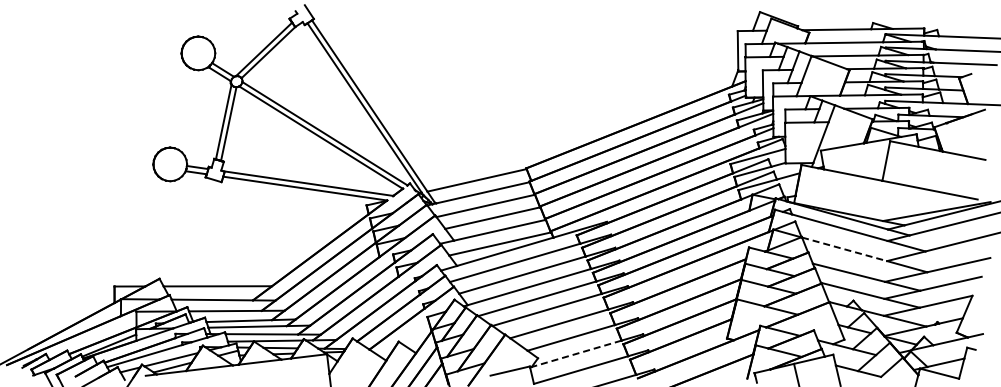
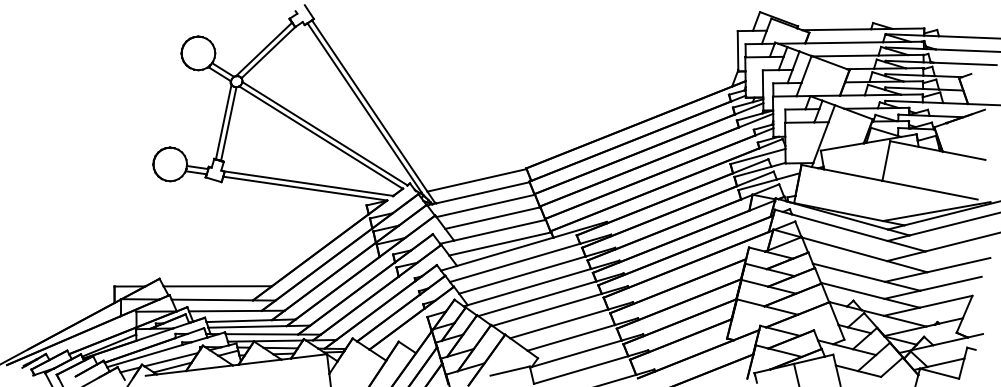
line: dashed -> solid (845, 249)
line: dashed -> solid (576, 353)
